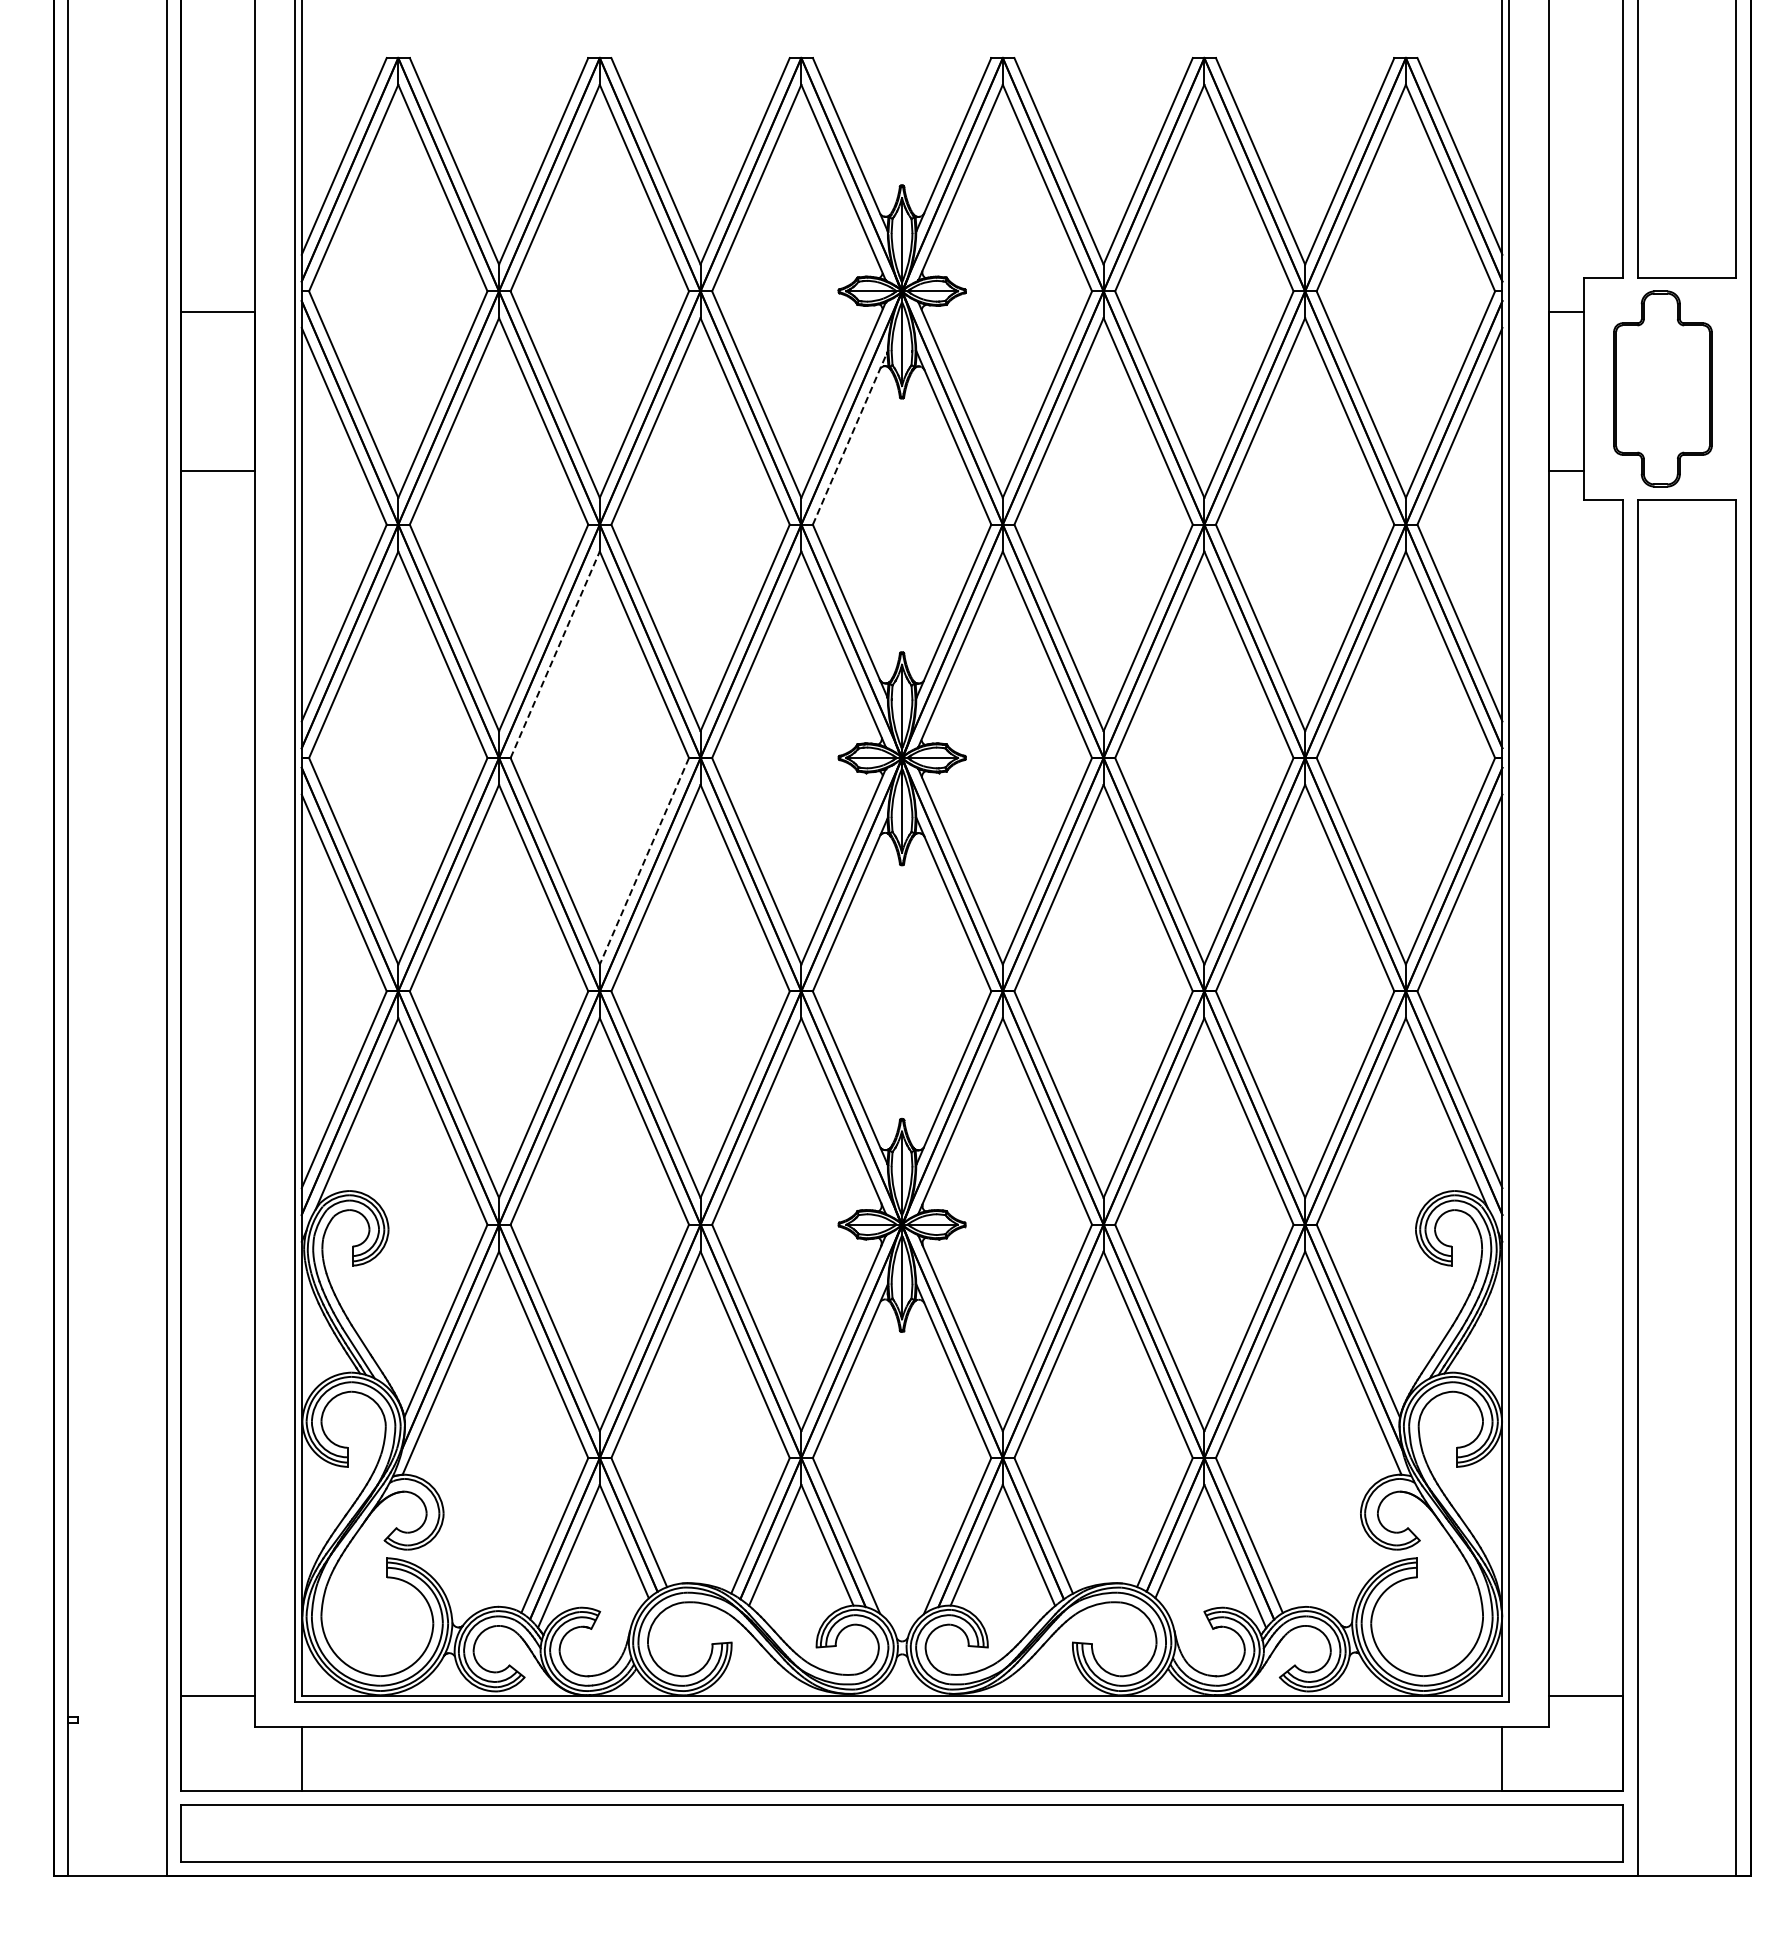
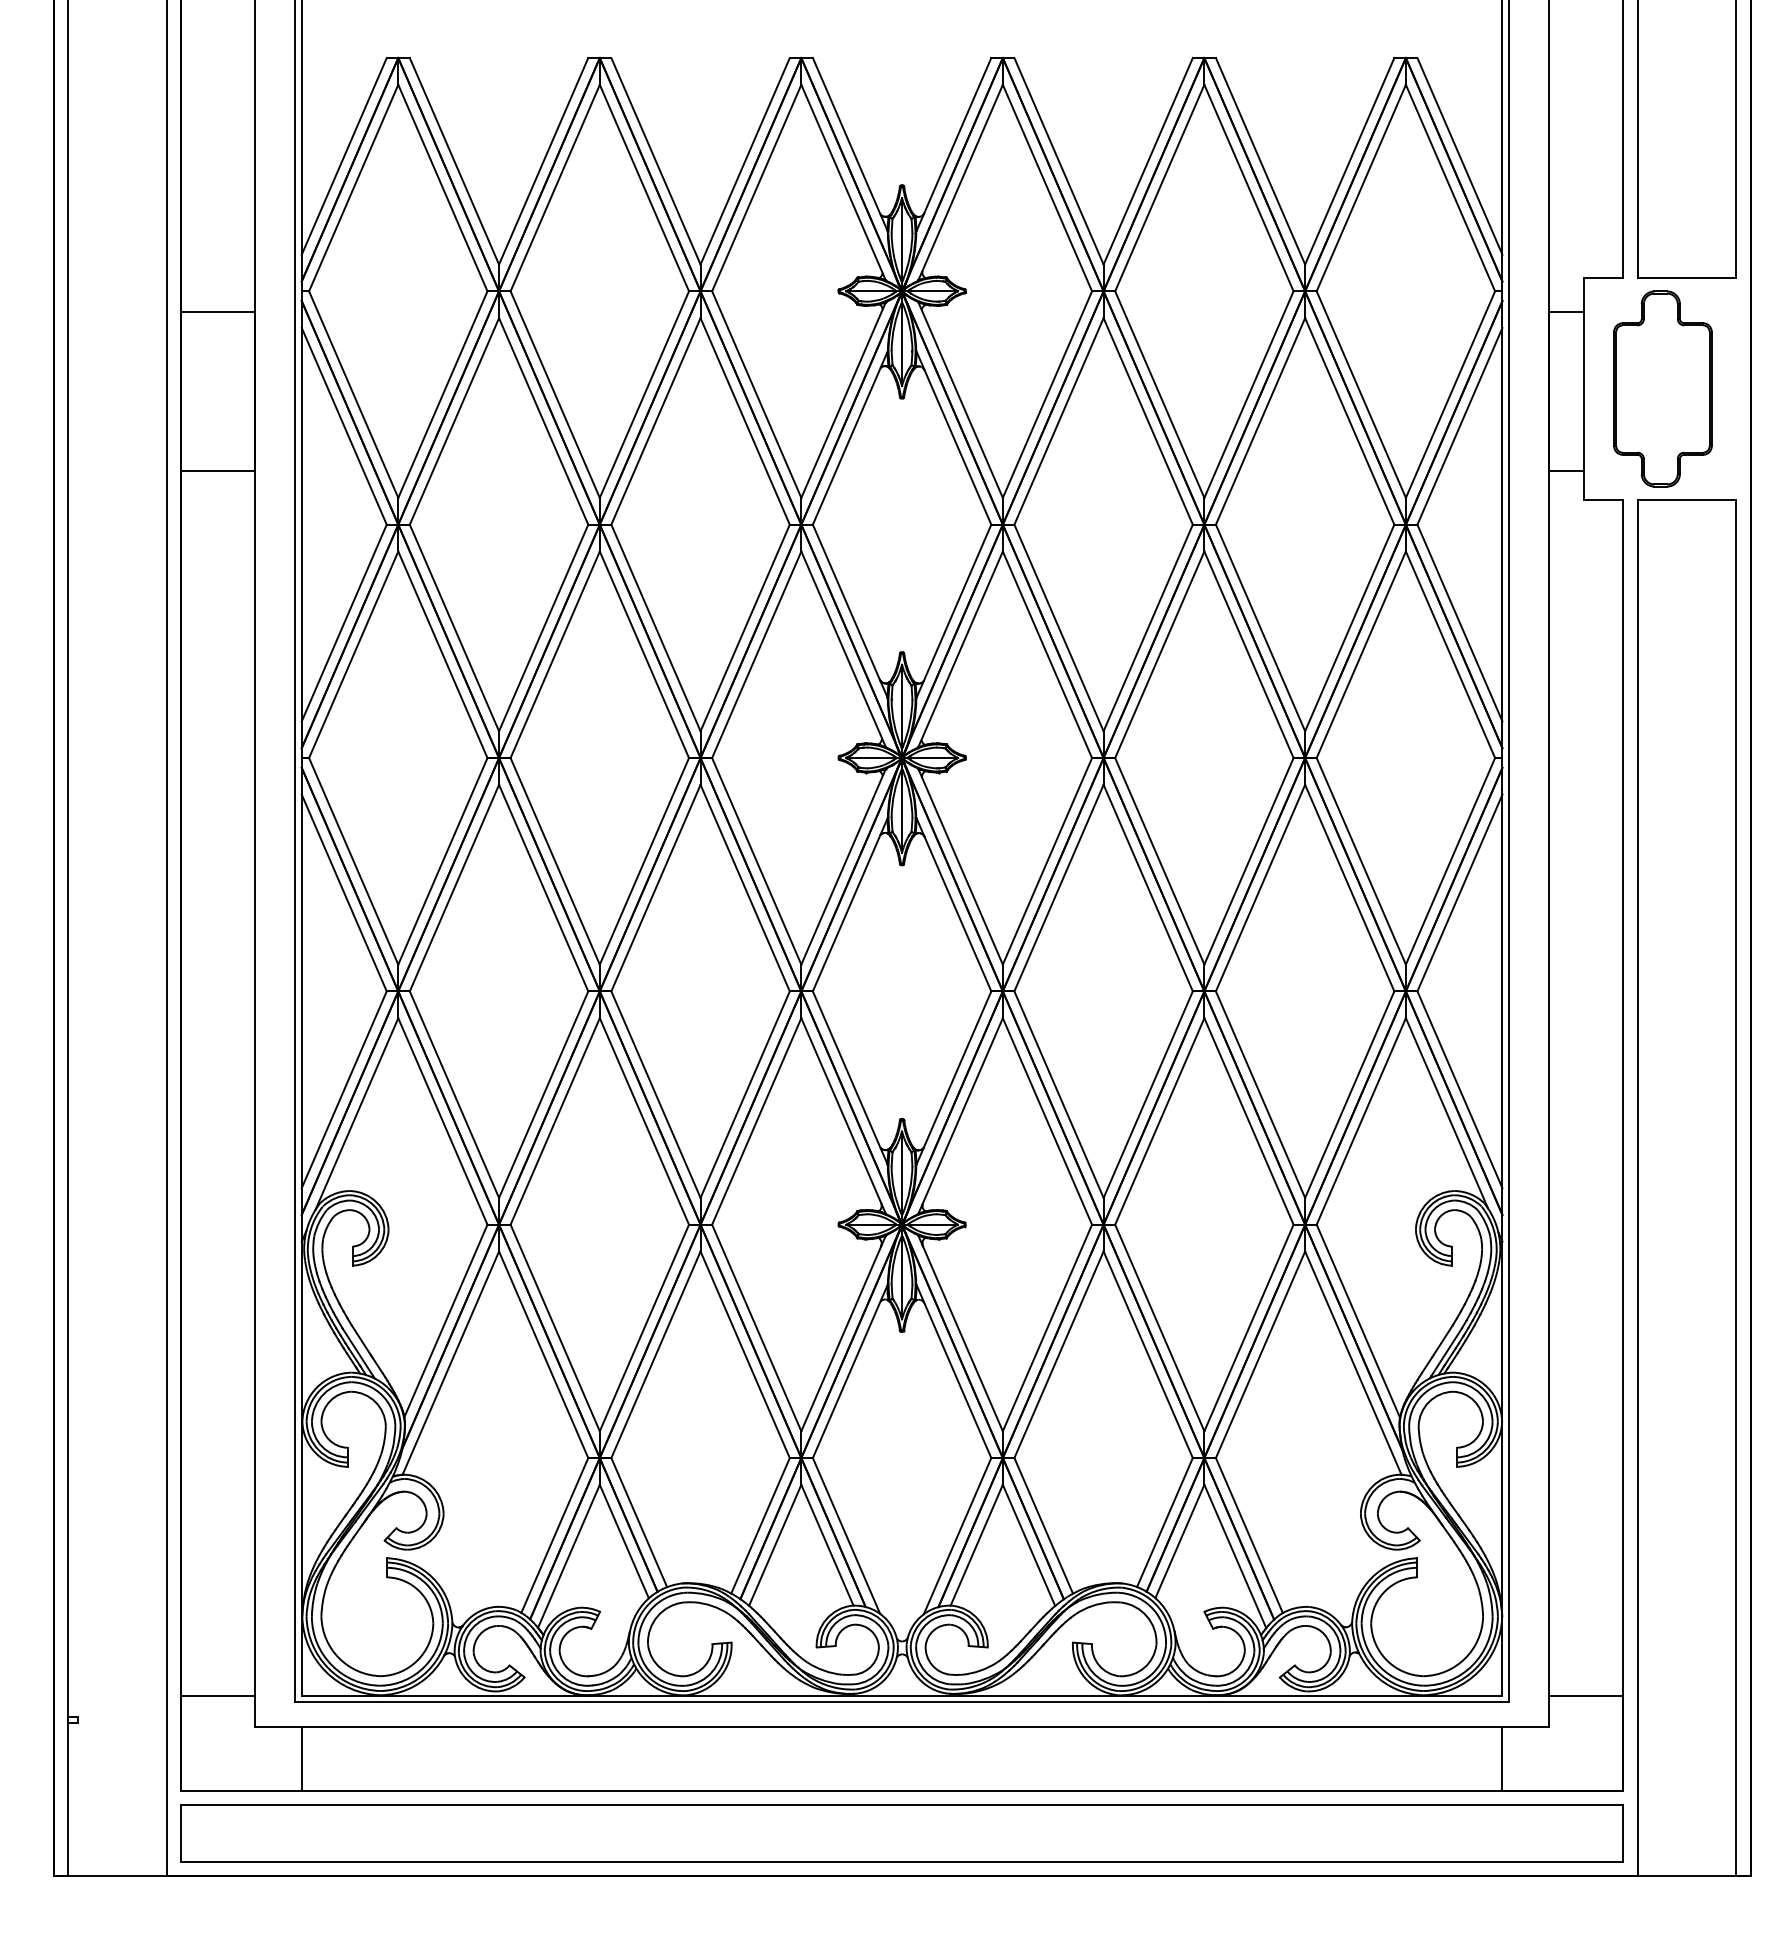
line: dashed -> solid (850, 437)
line: dashed -> solid (555, 654)
line: dashed -> solid (644, 861)
